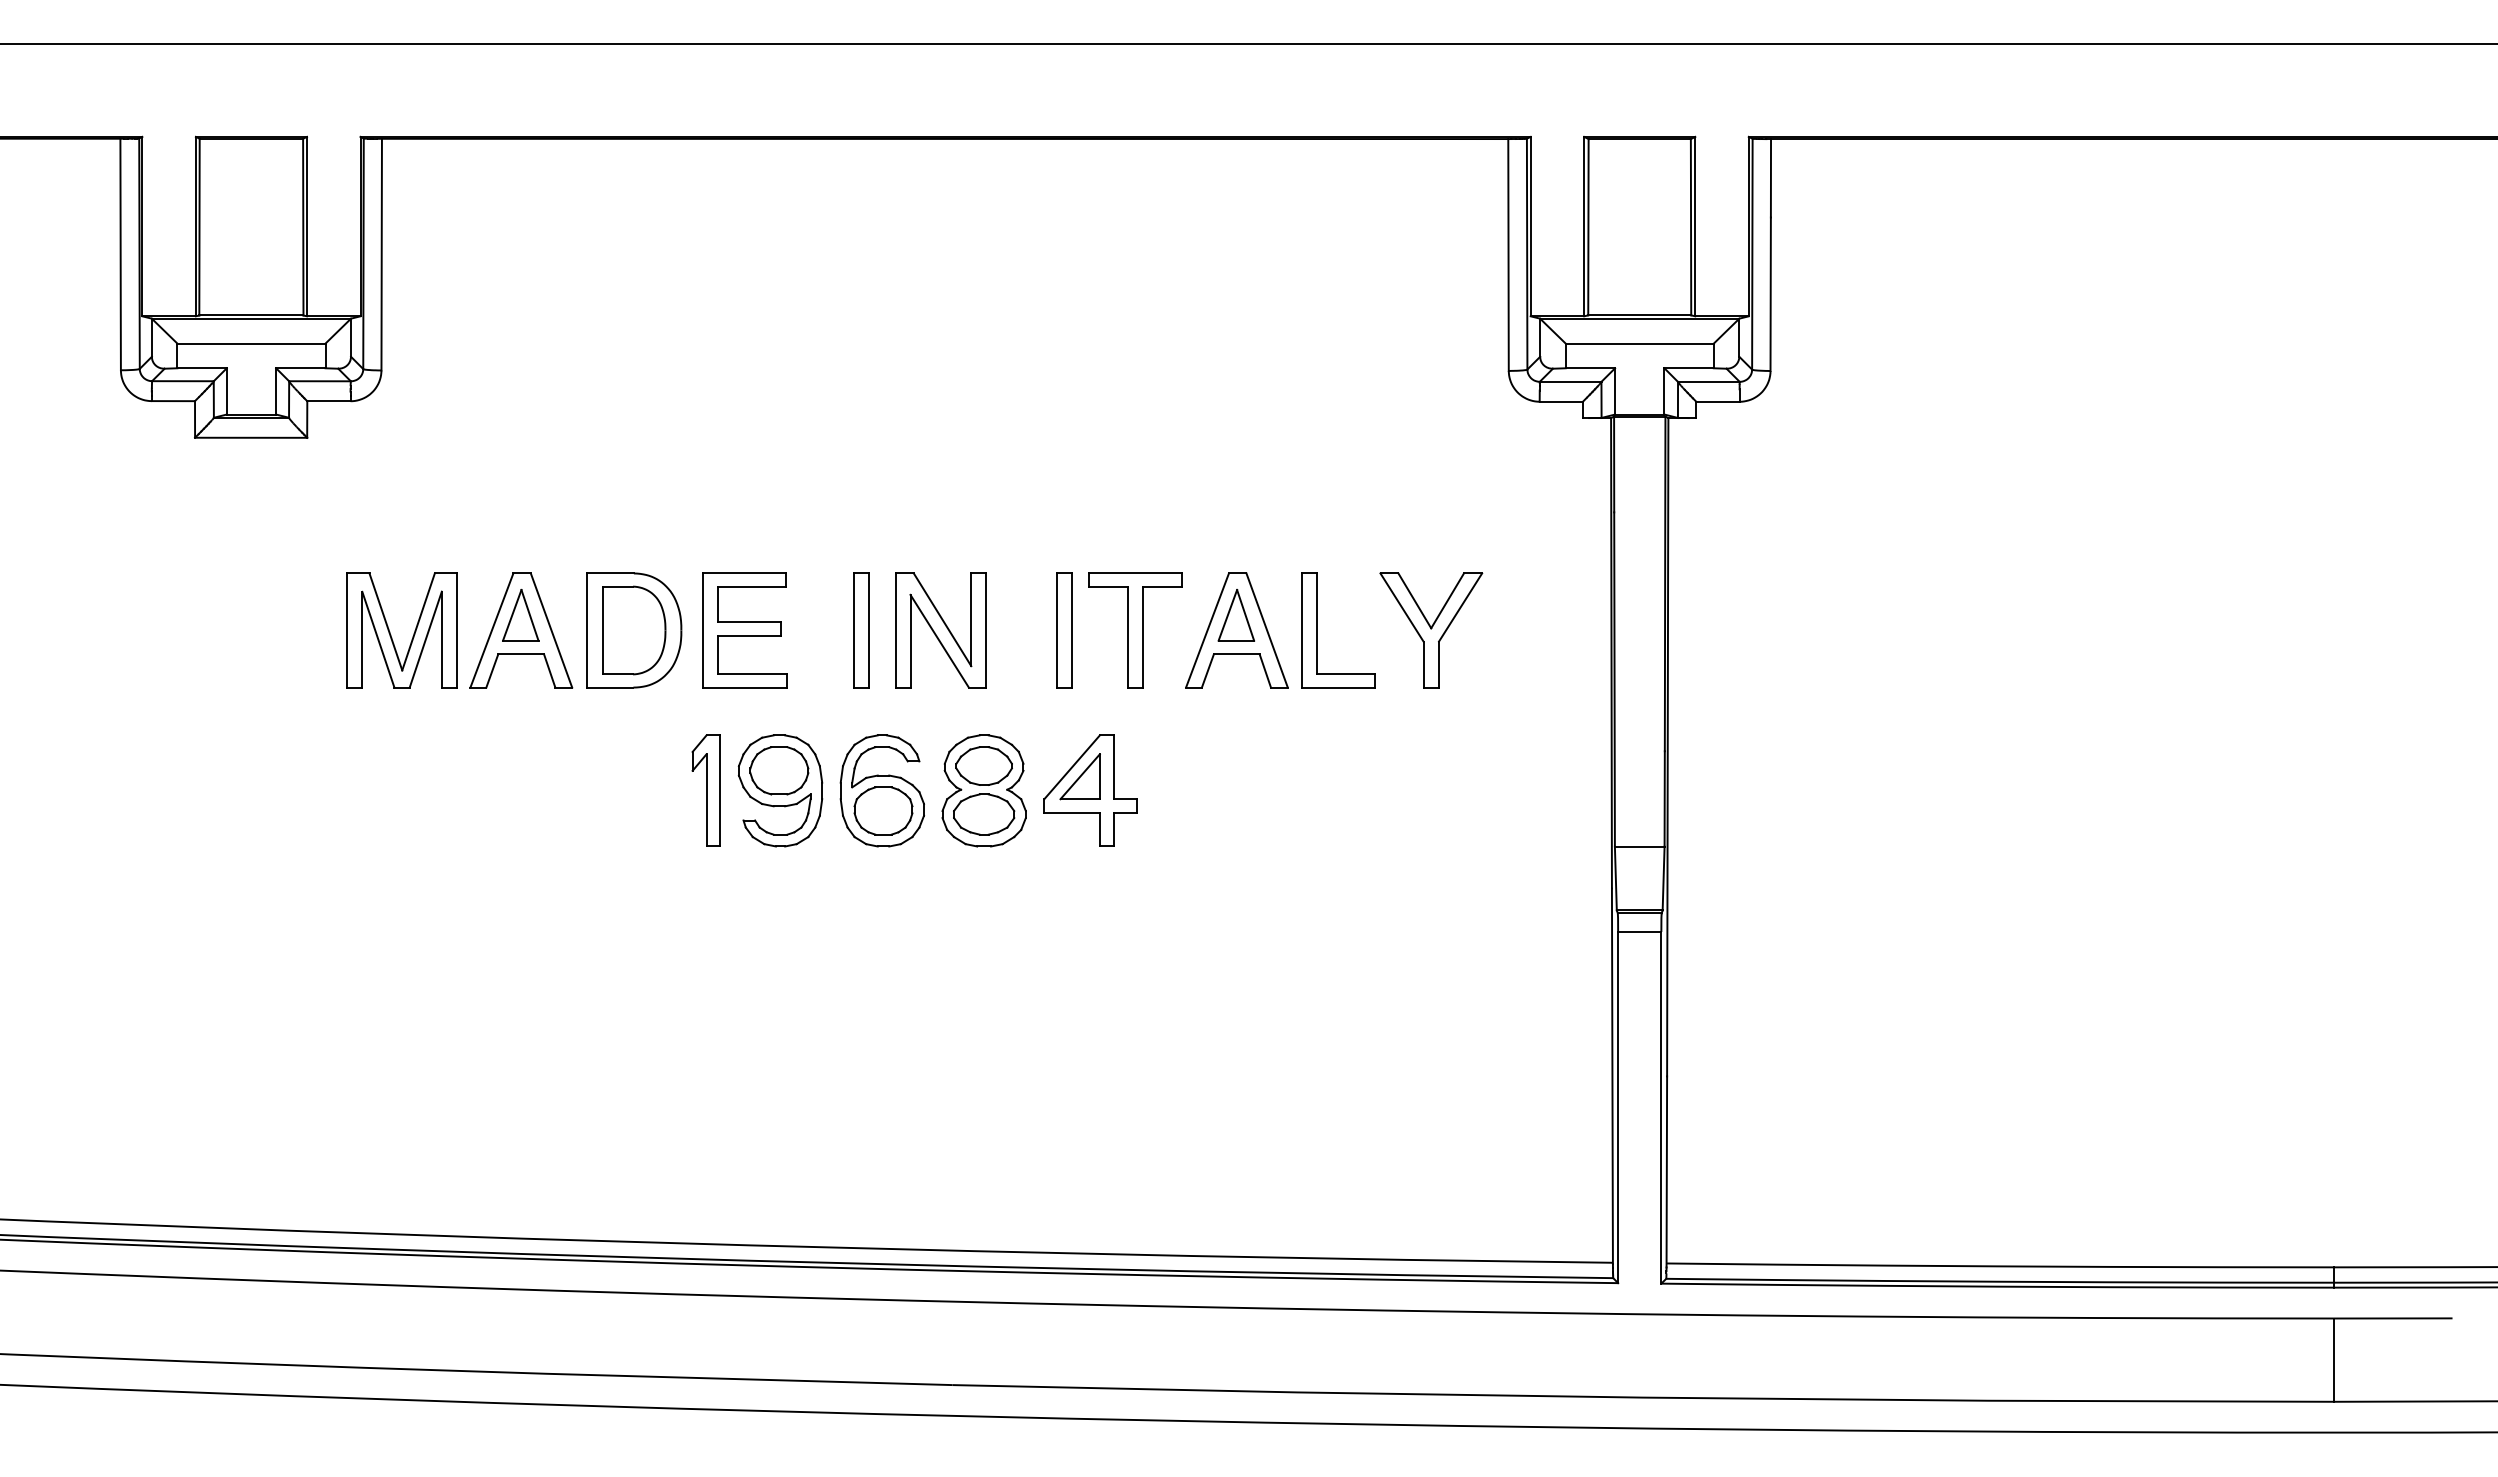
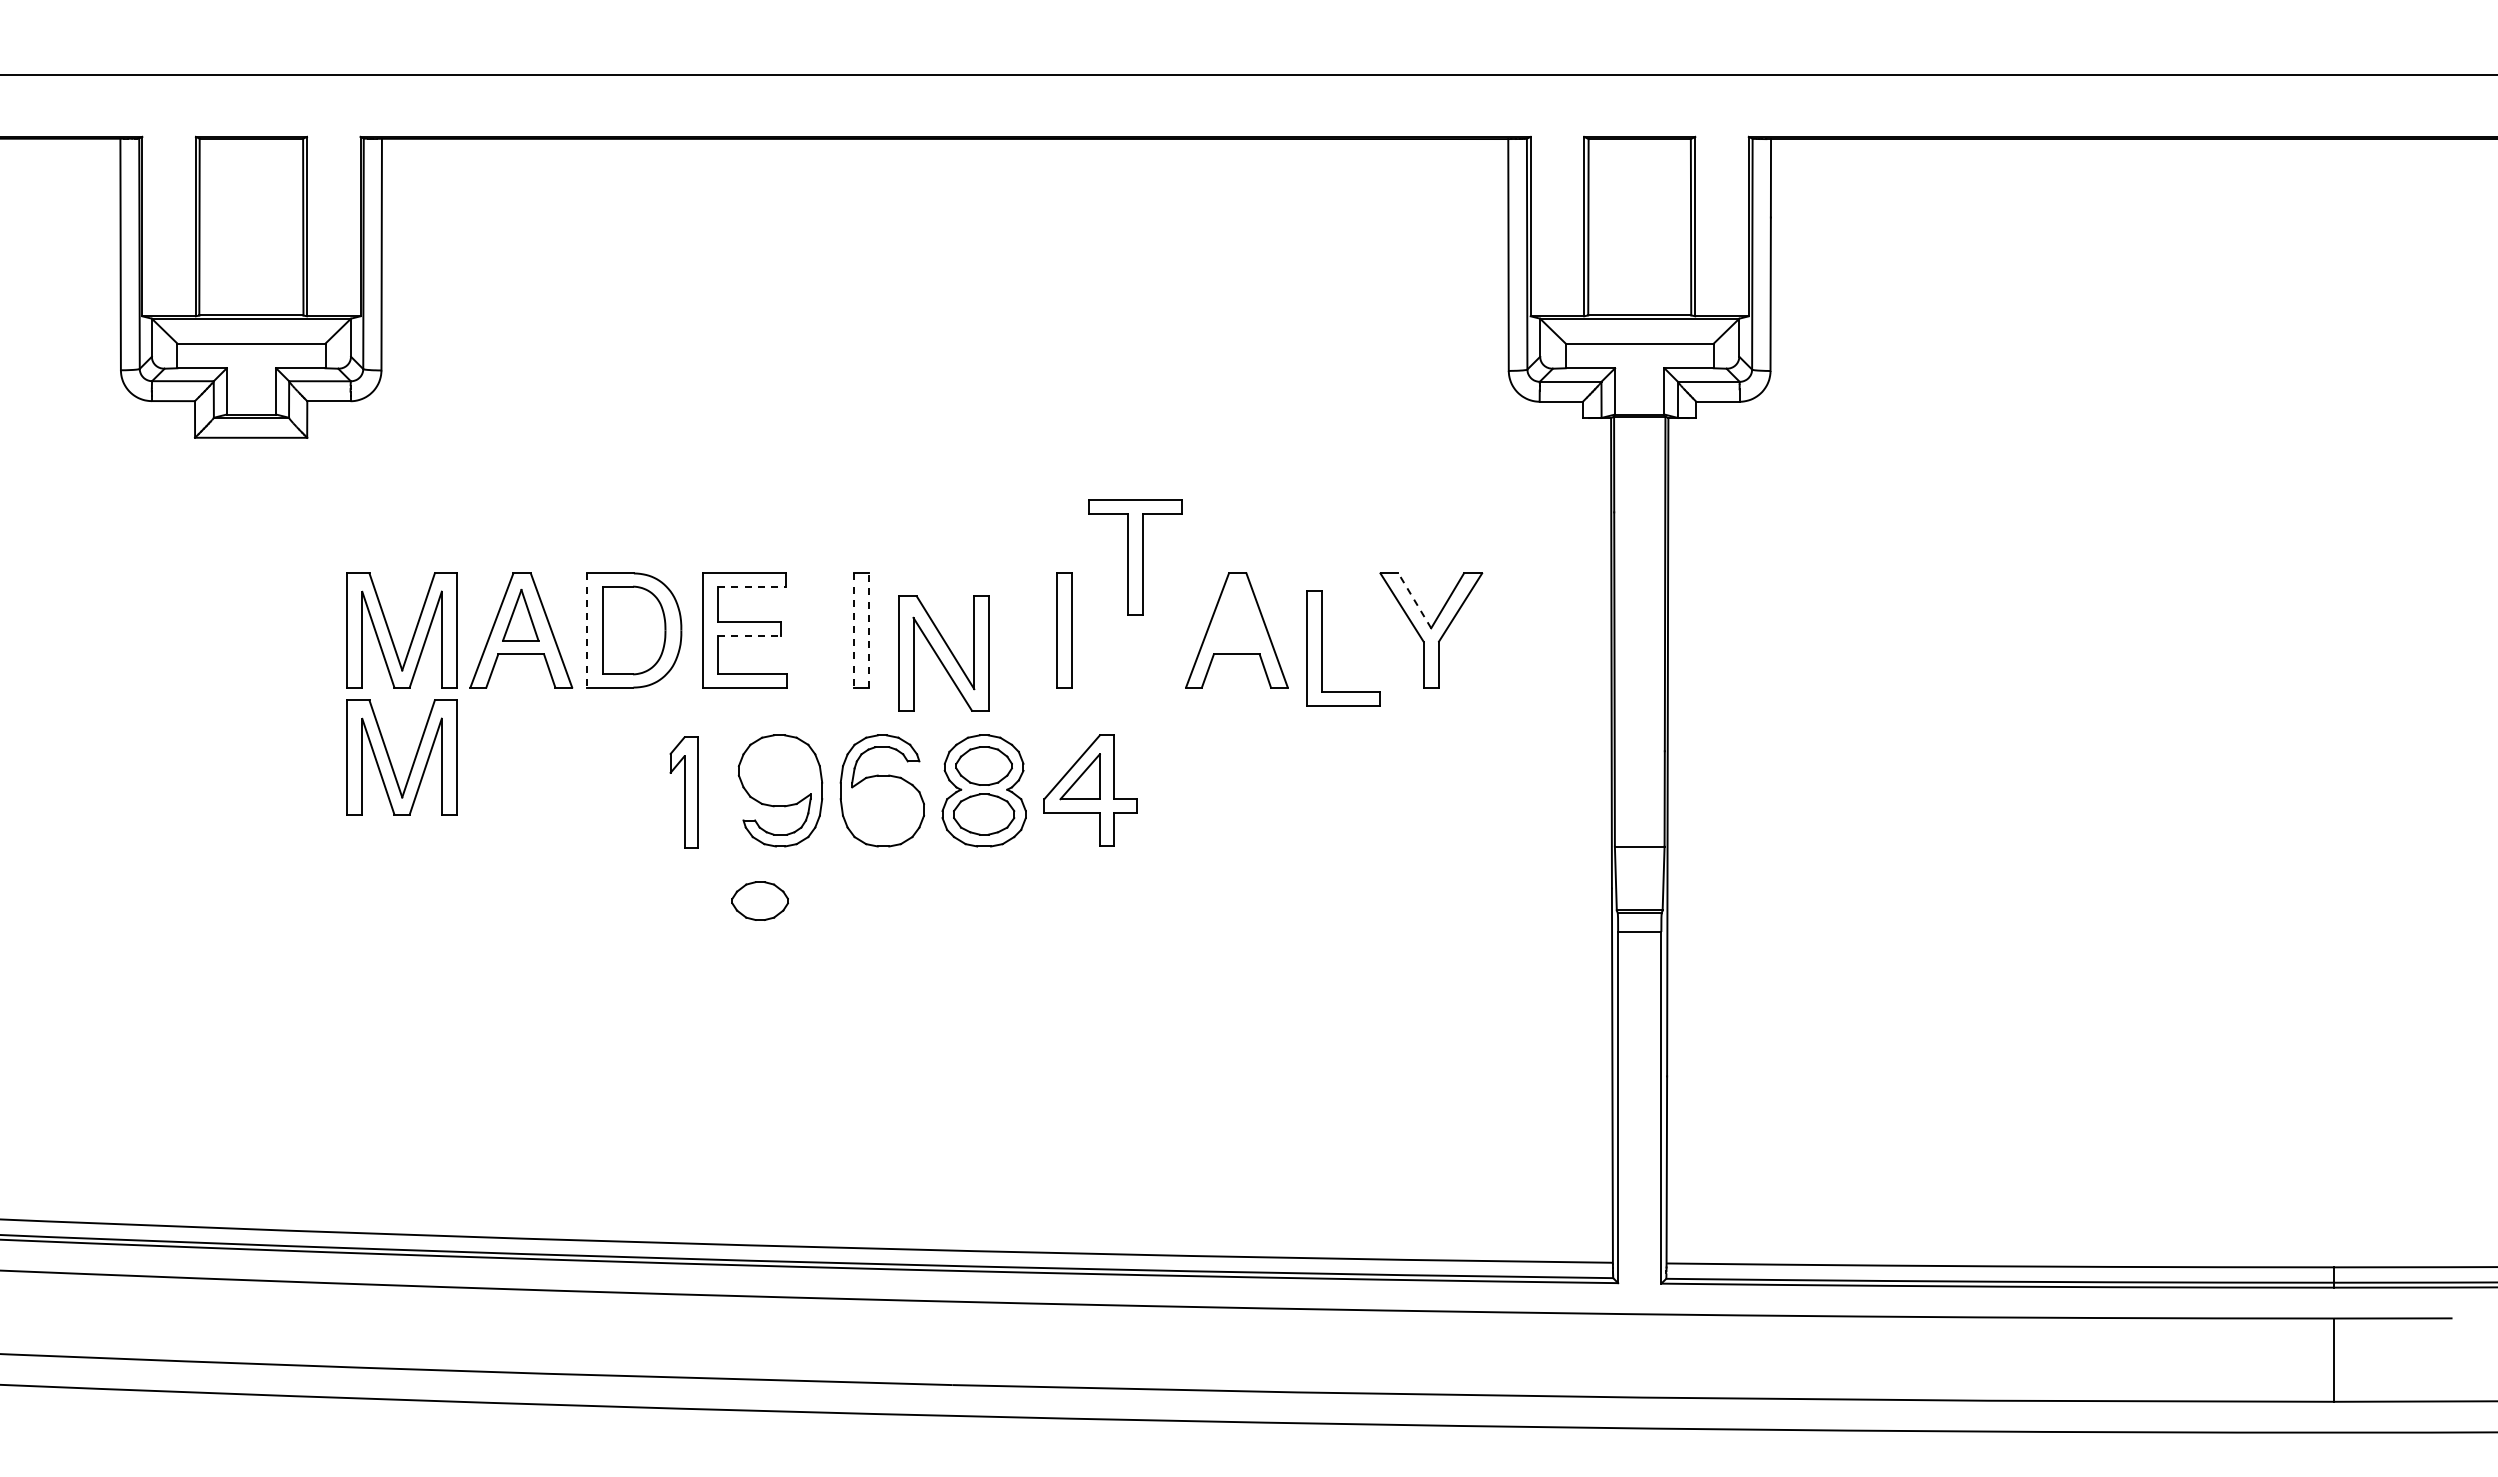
line position: (1248, 44) -> (1248, 75) (1248, 75)
line: solid -> dashed (752, 587)
line: solid -> dashed (1414, 600)
part: present -> none (1235, 615)
line: solid -> dashed (869, 630)
part position: (940, 630) -> (943, 653) (943, 653)
part position: (1135, 630) -> (1135, 557) (1135, 557)
part position: (1317, 630) -> (1322, 648) (1322, 648)
line: solid -> dashed (587, 631)
line: solid -> dashed (853, 631)
line: solid -> dashed (749, 635)
part: none -> present (391, 761)
part: present -> none (779, 770)
part position: (705, 790) -> (683, 792) (683, 792)
part: present -> none (883, 810)
part: none -> present (759, 900)
